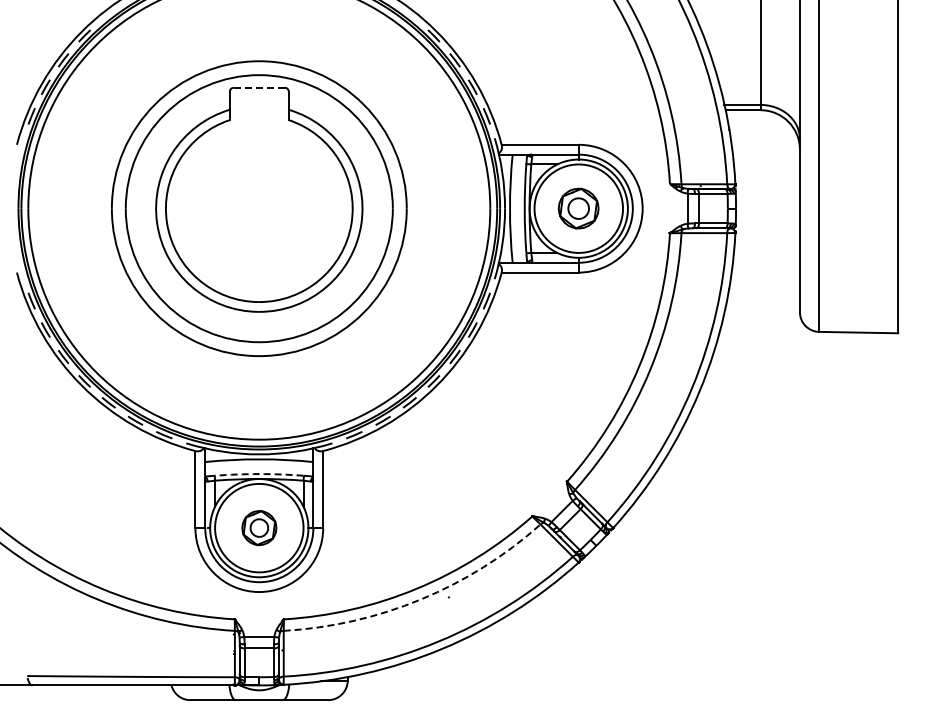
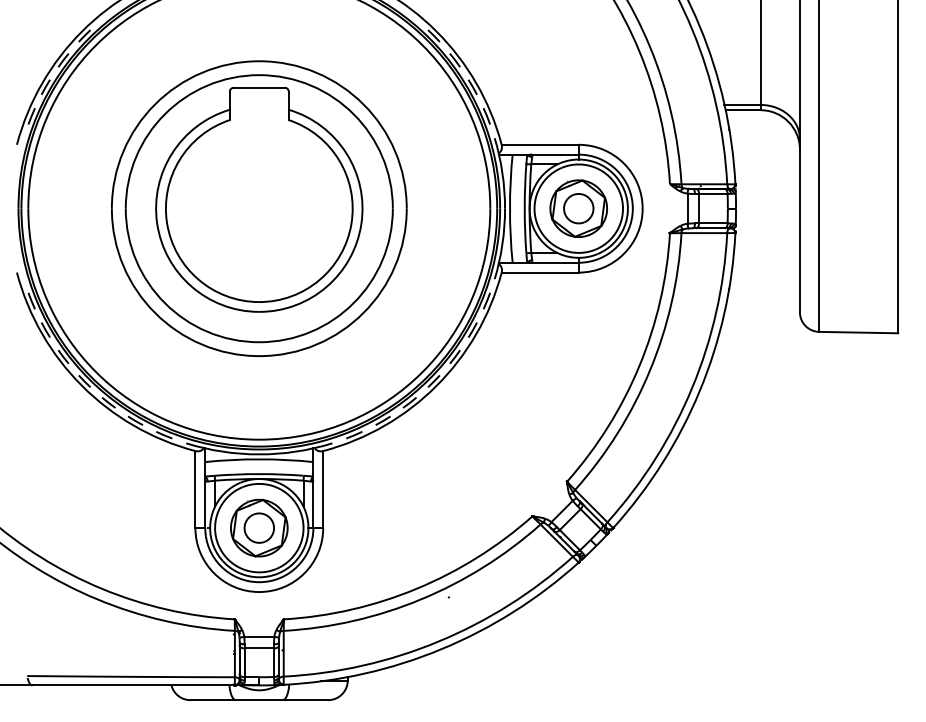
line: dashed -> solid (259, 87)
part size: 43x43 px -> 59x59 px (578, 208)
arc: dashed -> solid (259, 474)
part size: 37x36 px -> 59x60 px (259, 527)
arc: dashed -> solid (421, 599)
